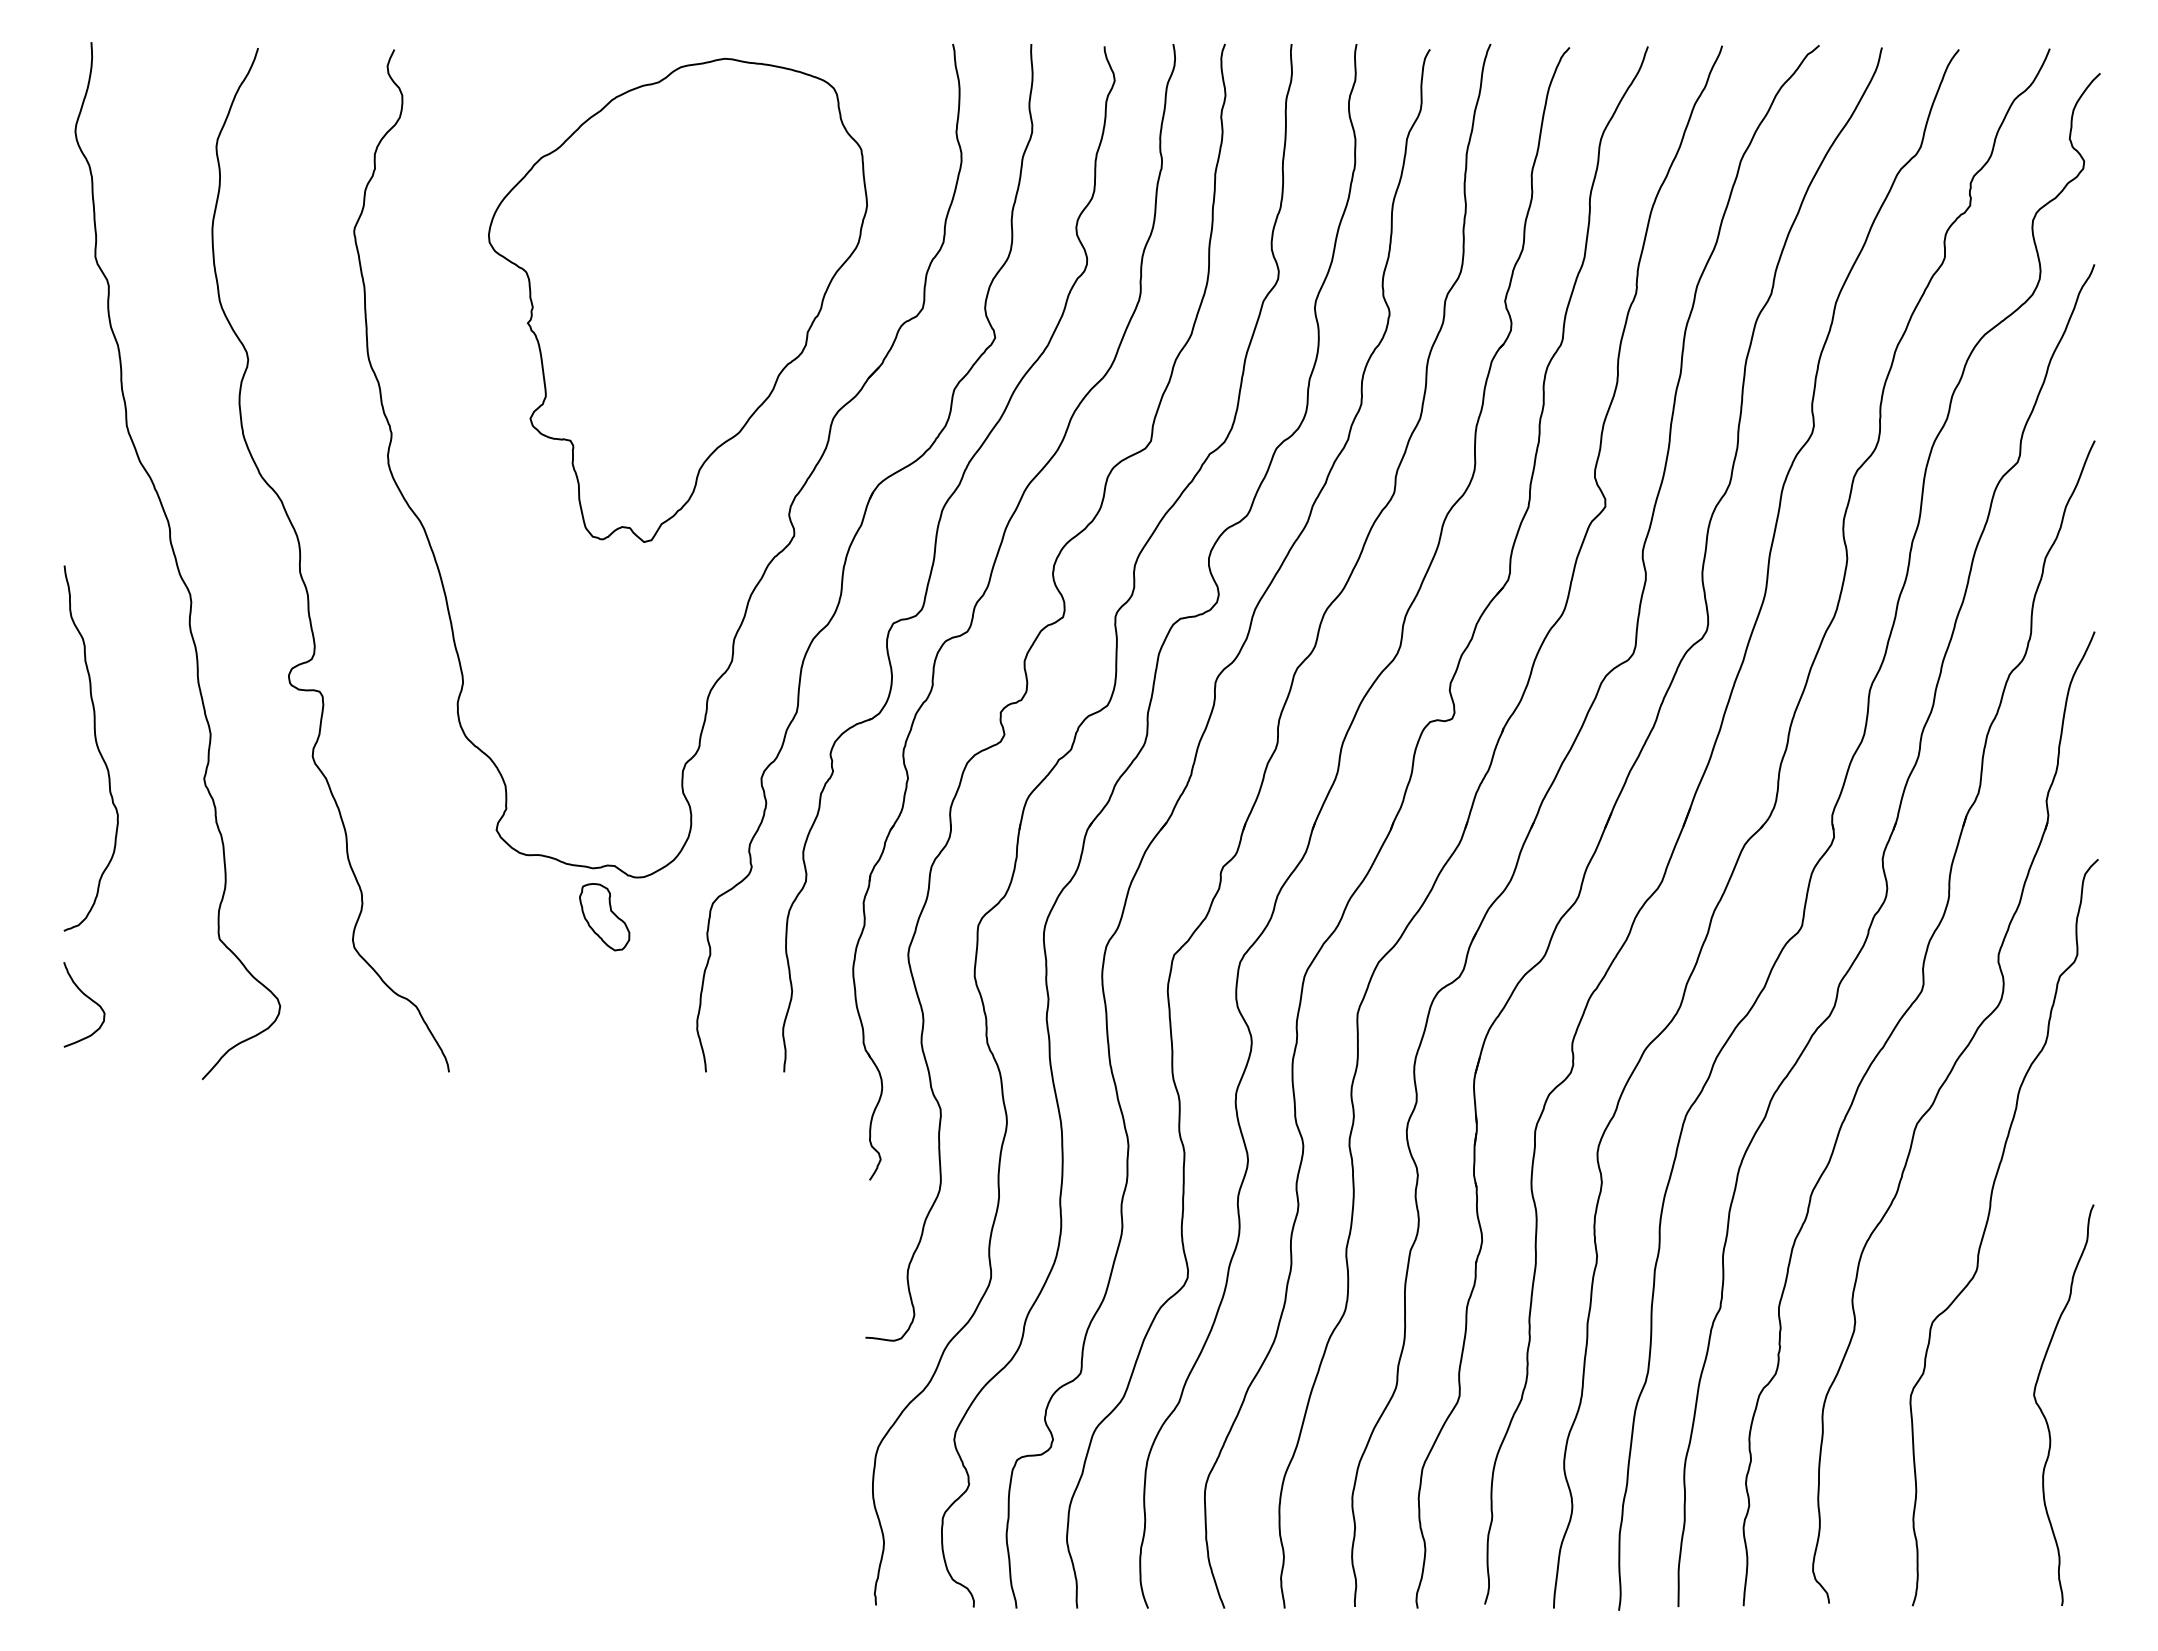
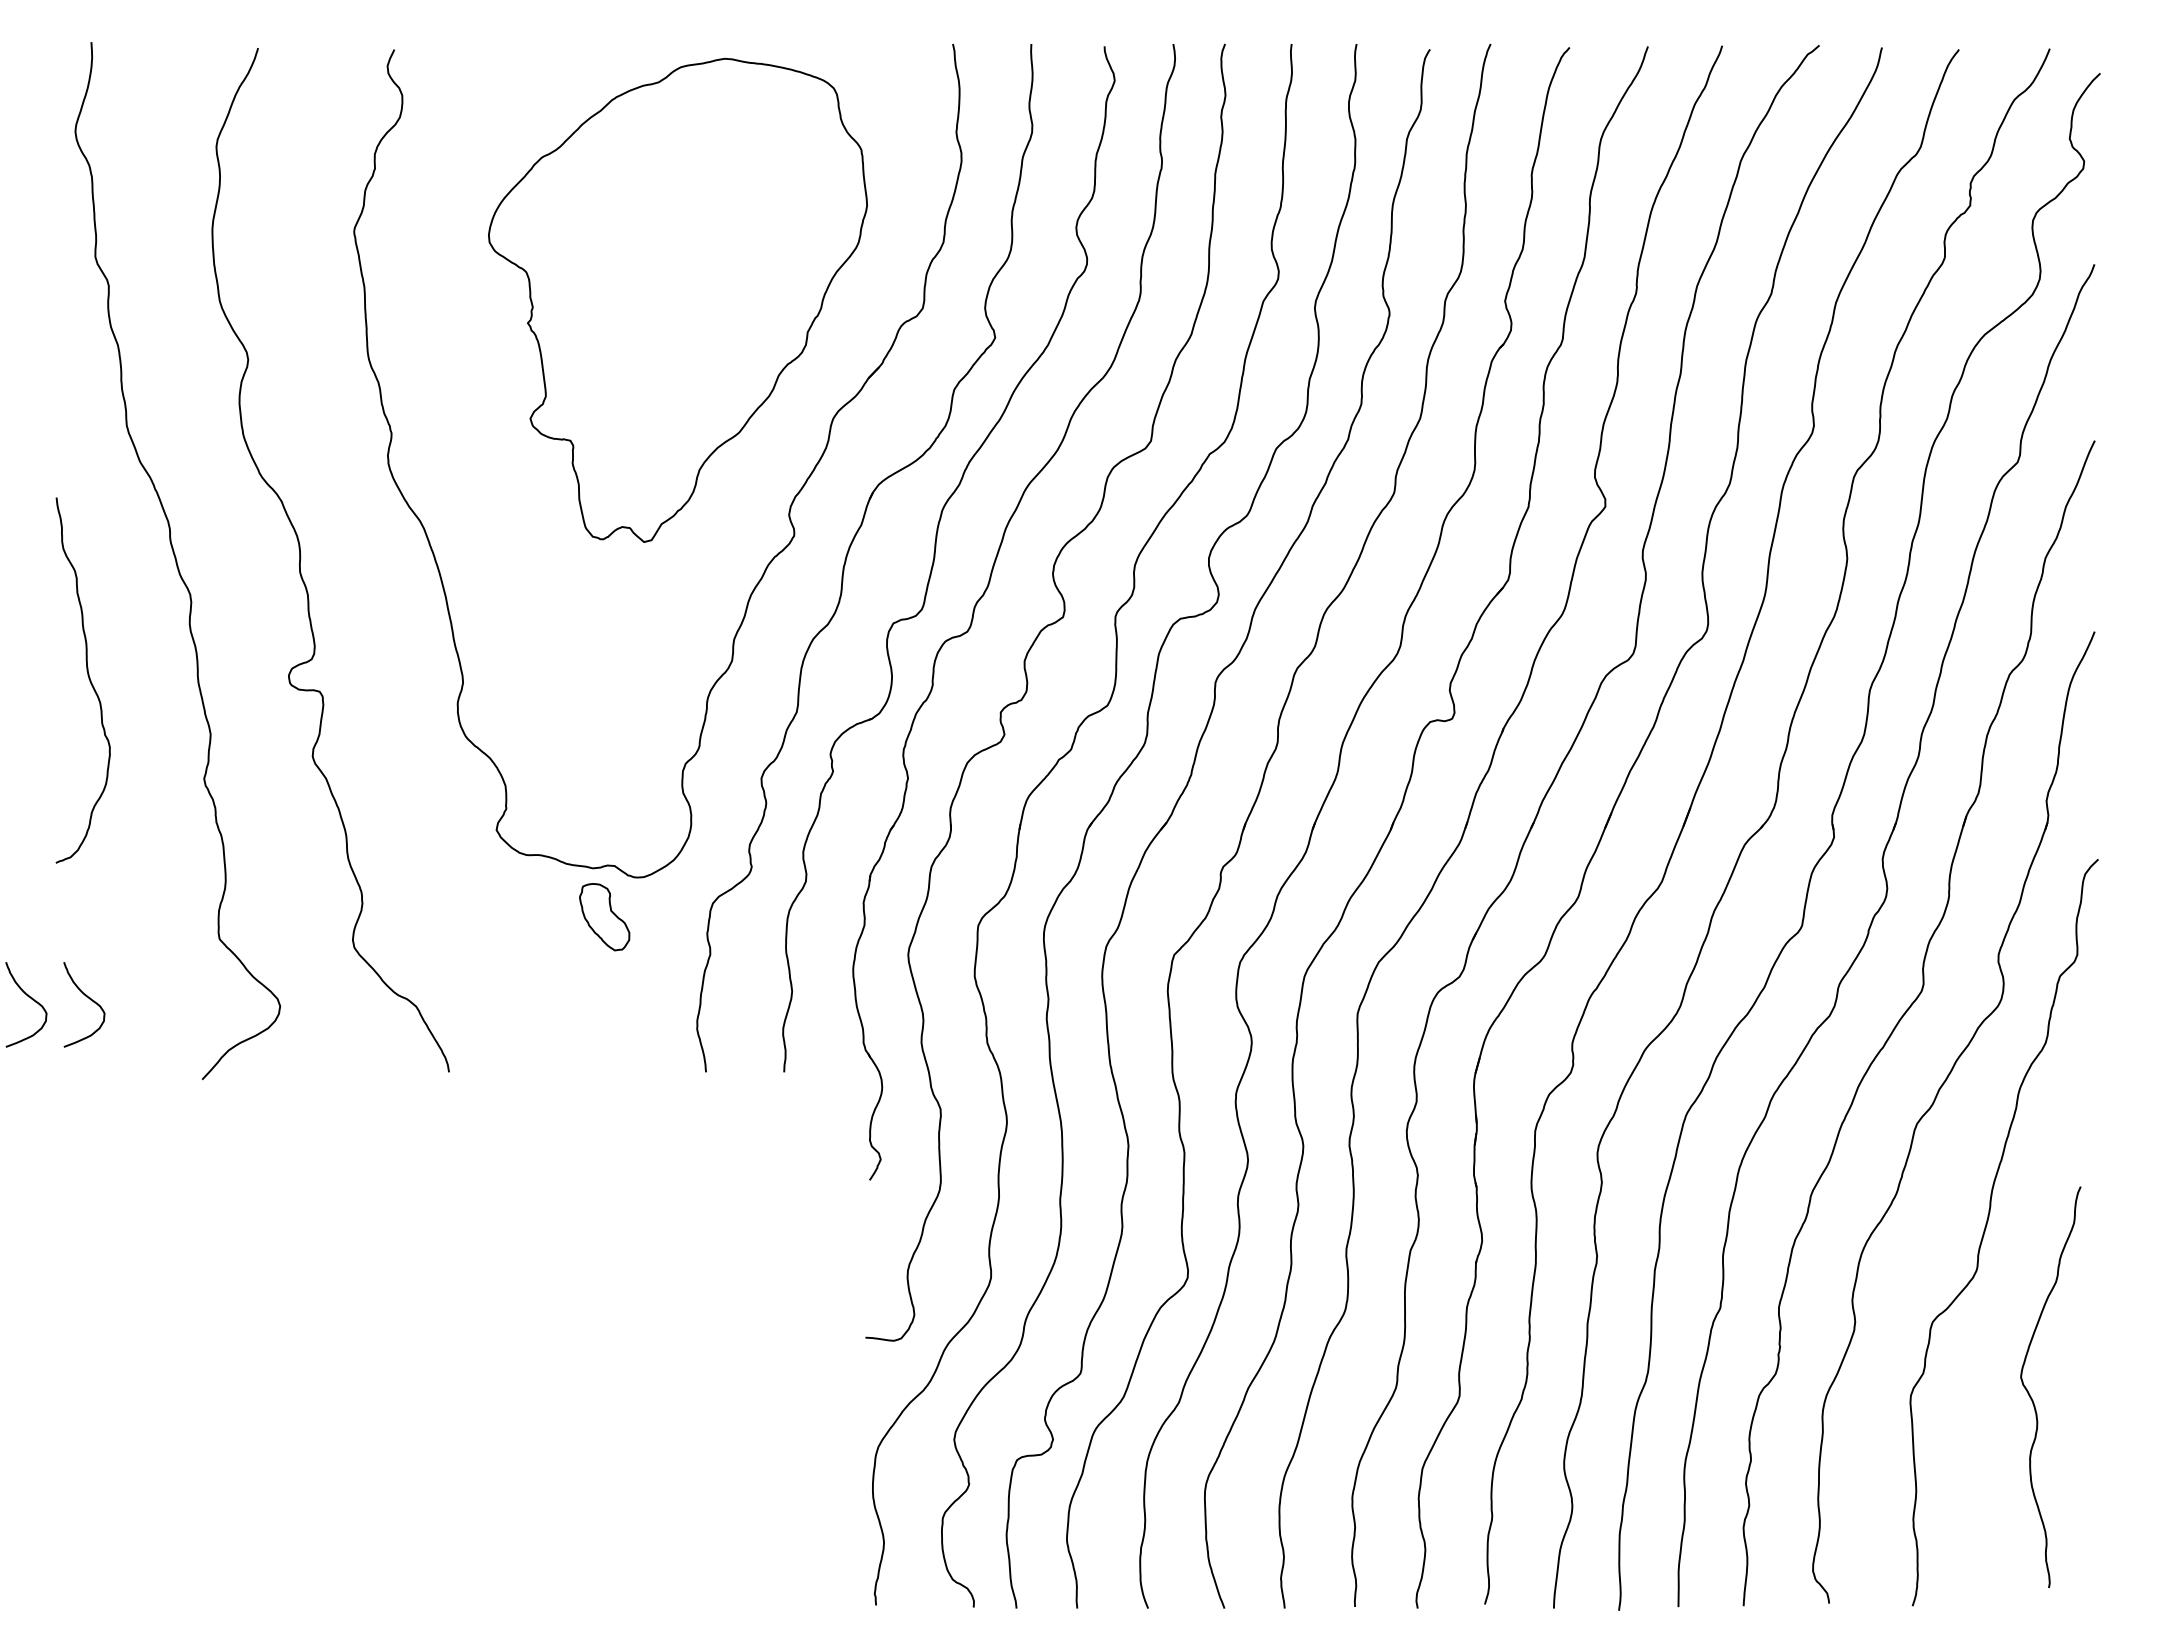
curve position: (96, 746) -> (88, 678) (88, 678)
curve: none -> present (31, 999)
curve position: (2044, 1414) -> (2031, 1396) (2031, 1396)
